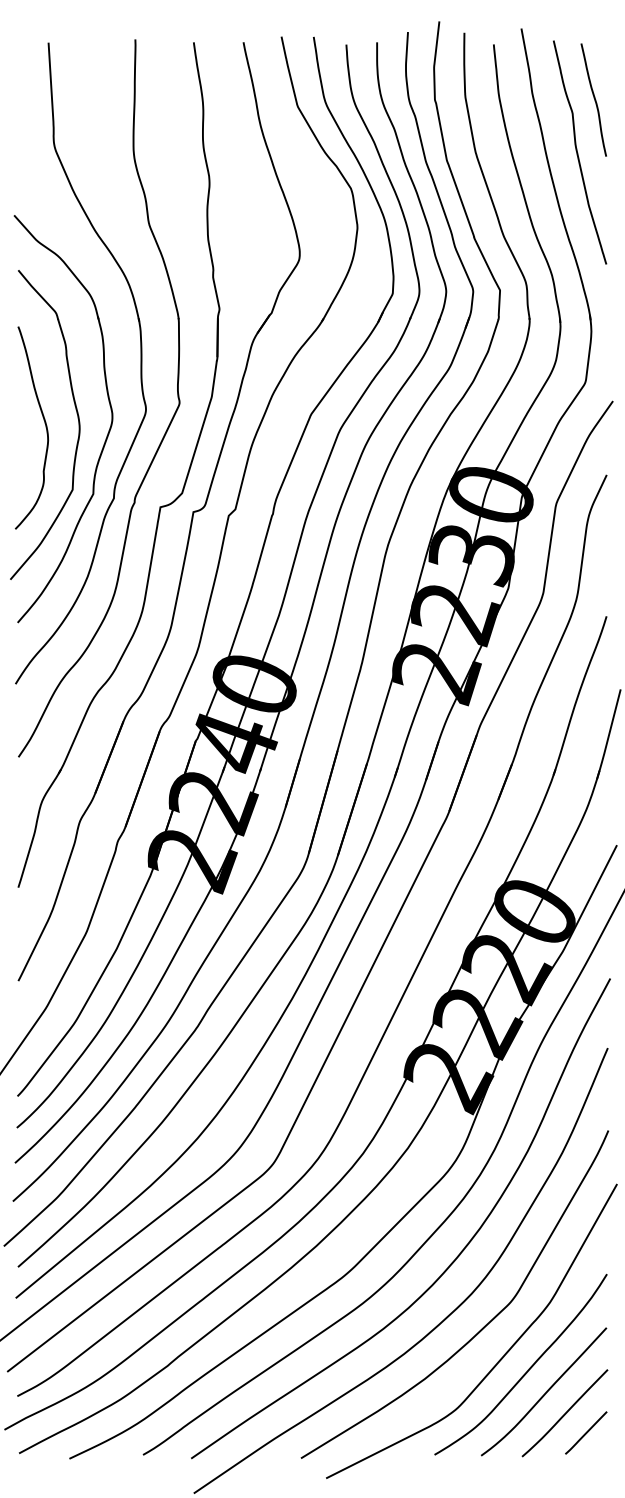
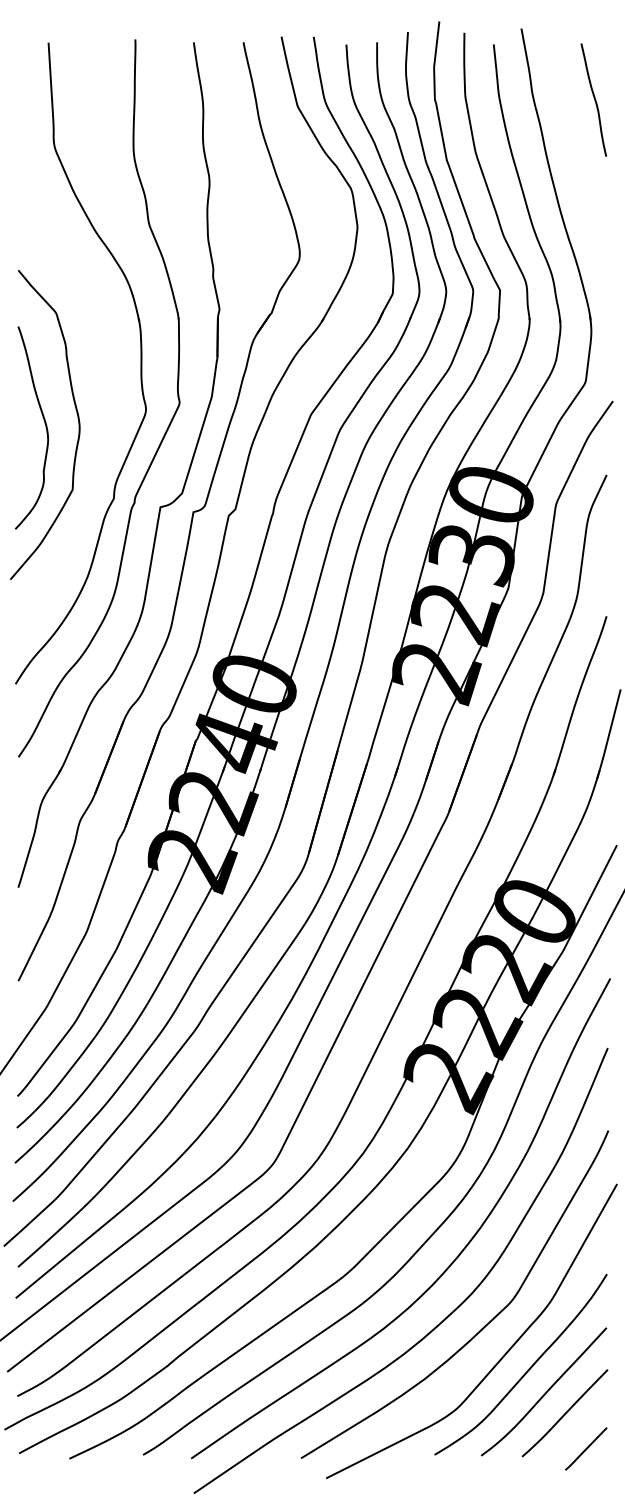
curve: present -> none (578, 153)
part: present -> none (106, 435)
line position: (586, 1432) -> (586, 1448) (586, 1448)
